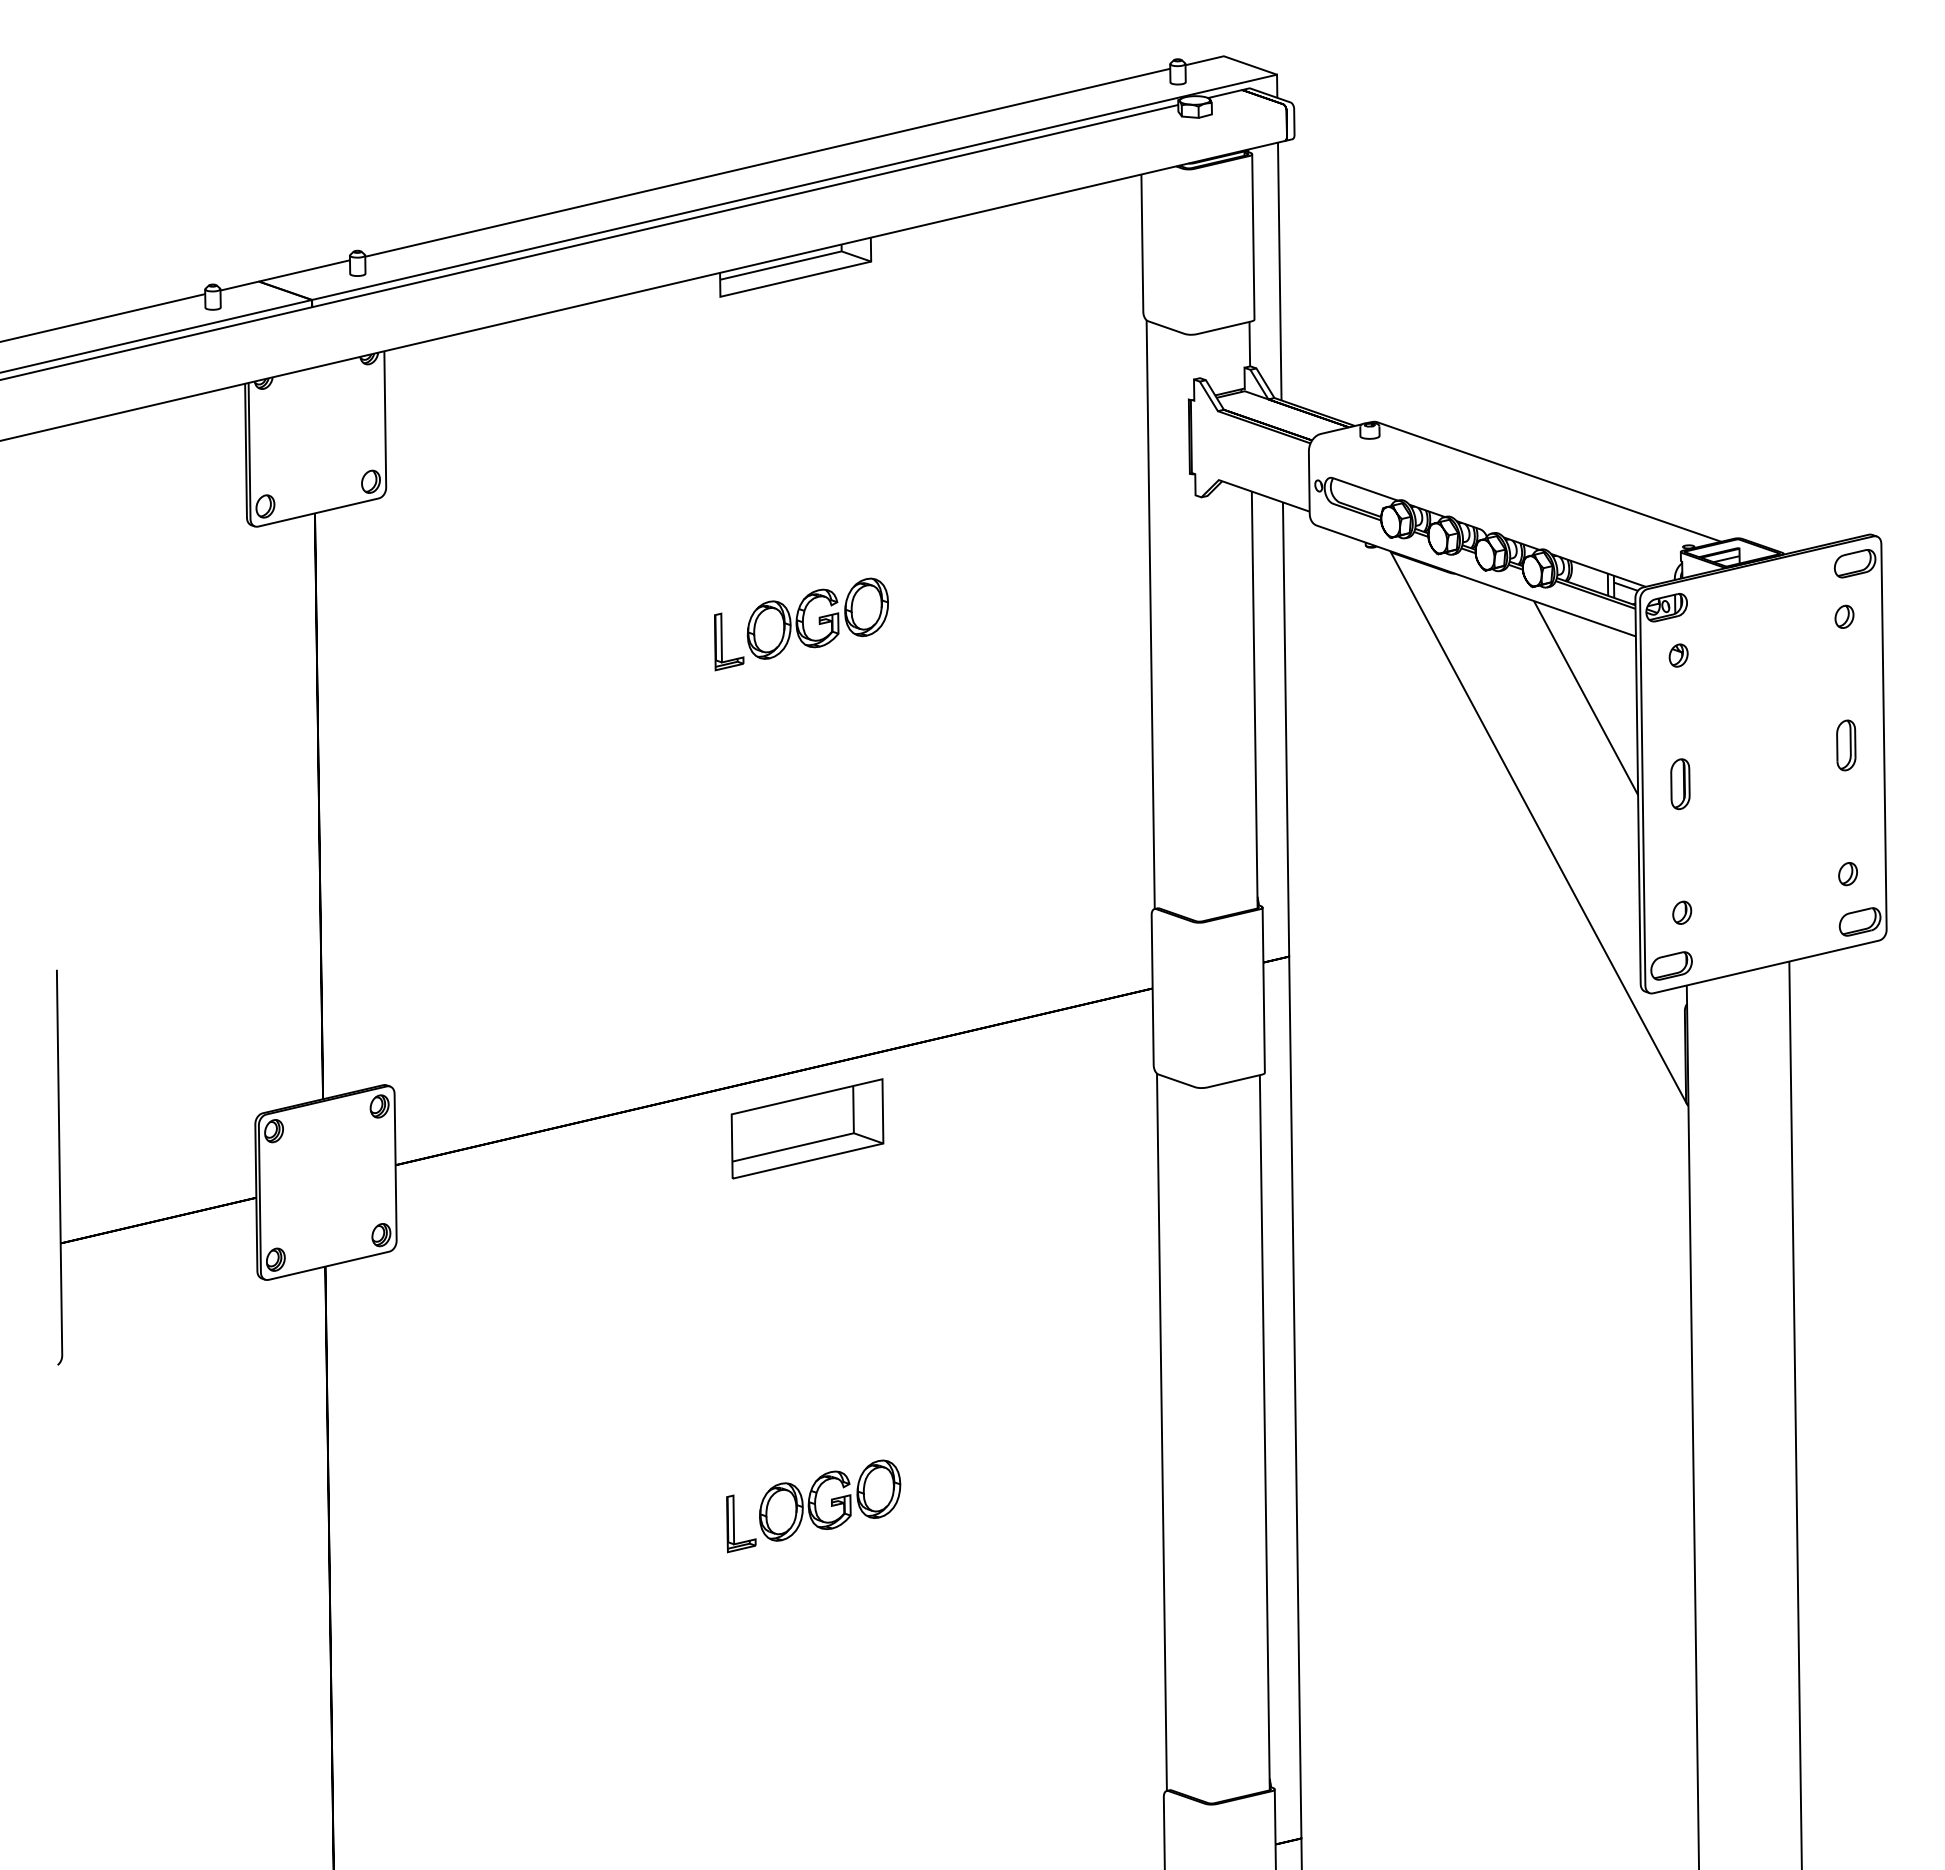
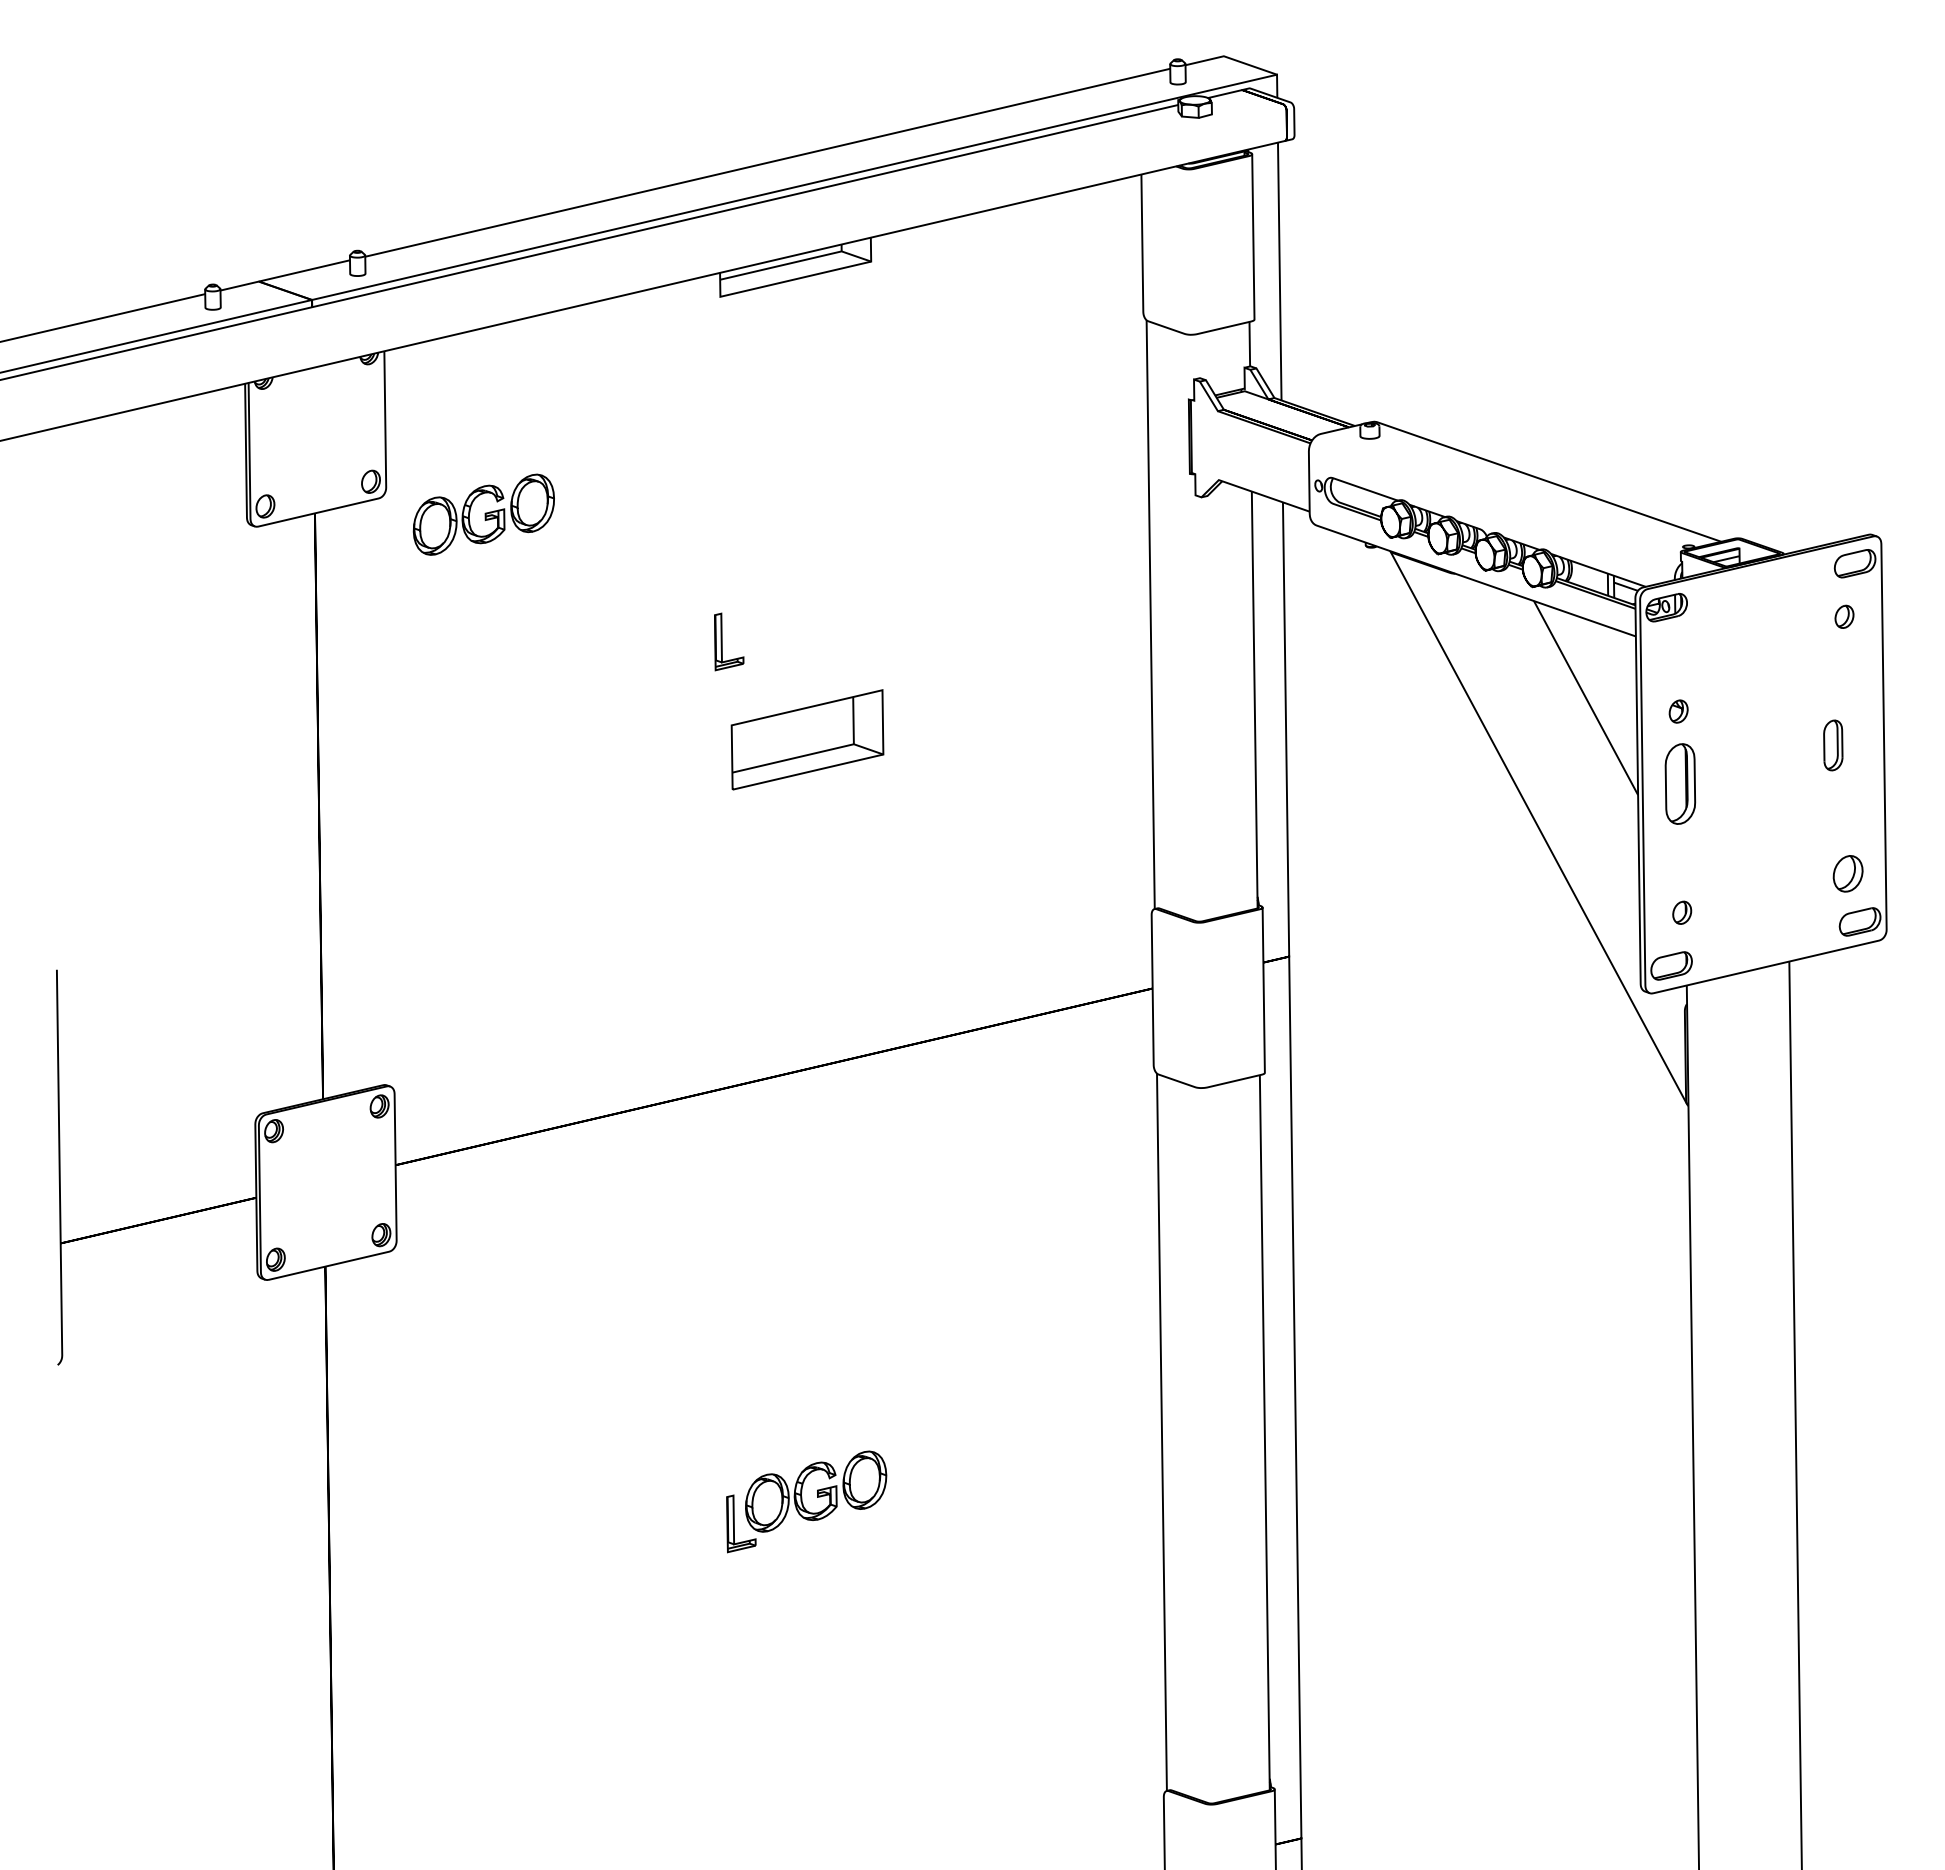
part position: (817, 618) -> (483, 514) (483, 514)
part position: (1678, 655) -> (1678, 711) (1678, 711)
part position: (1846, 745) -> (1833, 745) (1833, 745)
part size: 21x53 px -> 33x82 px (1680, 783)
part size: 20x25 px -> 32x38 px (1847, 873)
part position: (807, 1128) -> (807, 739) (807, 739)
part position: (830, 1500) -> (816, 1491) (816, 1491)
